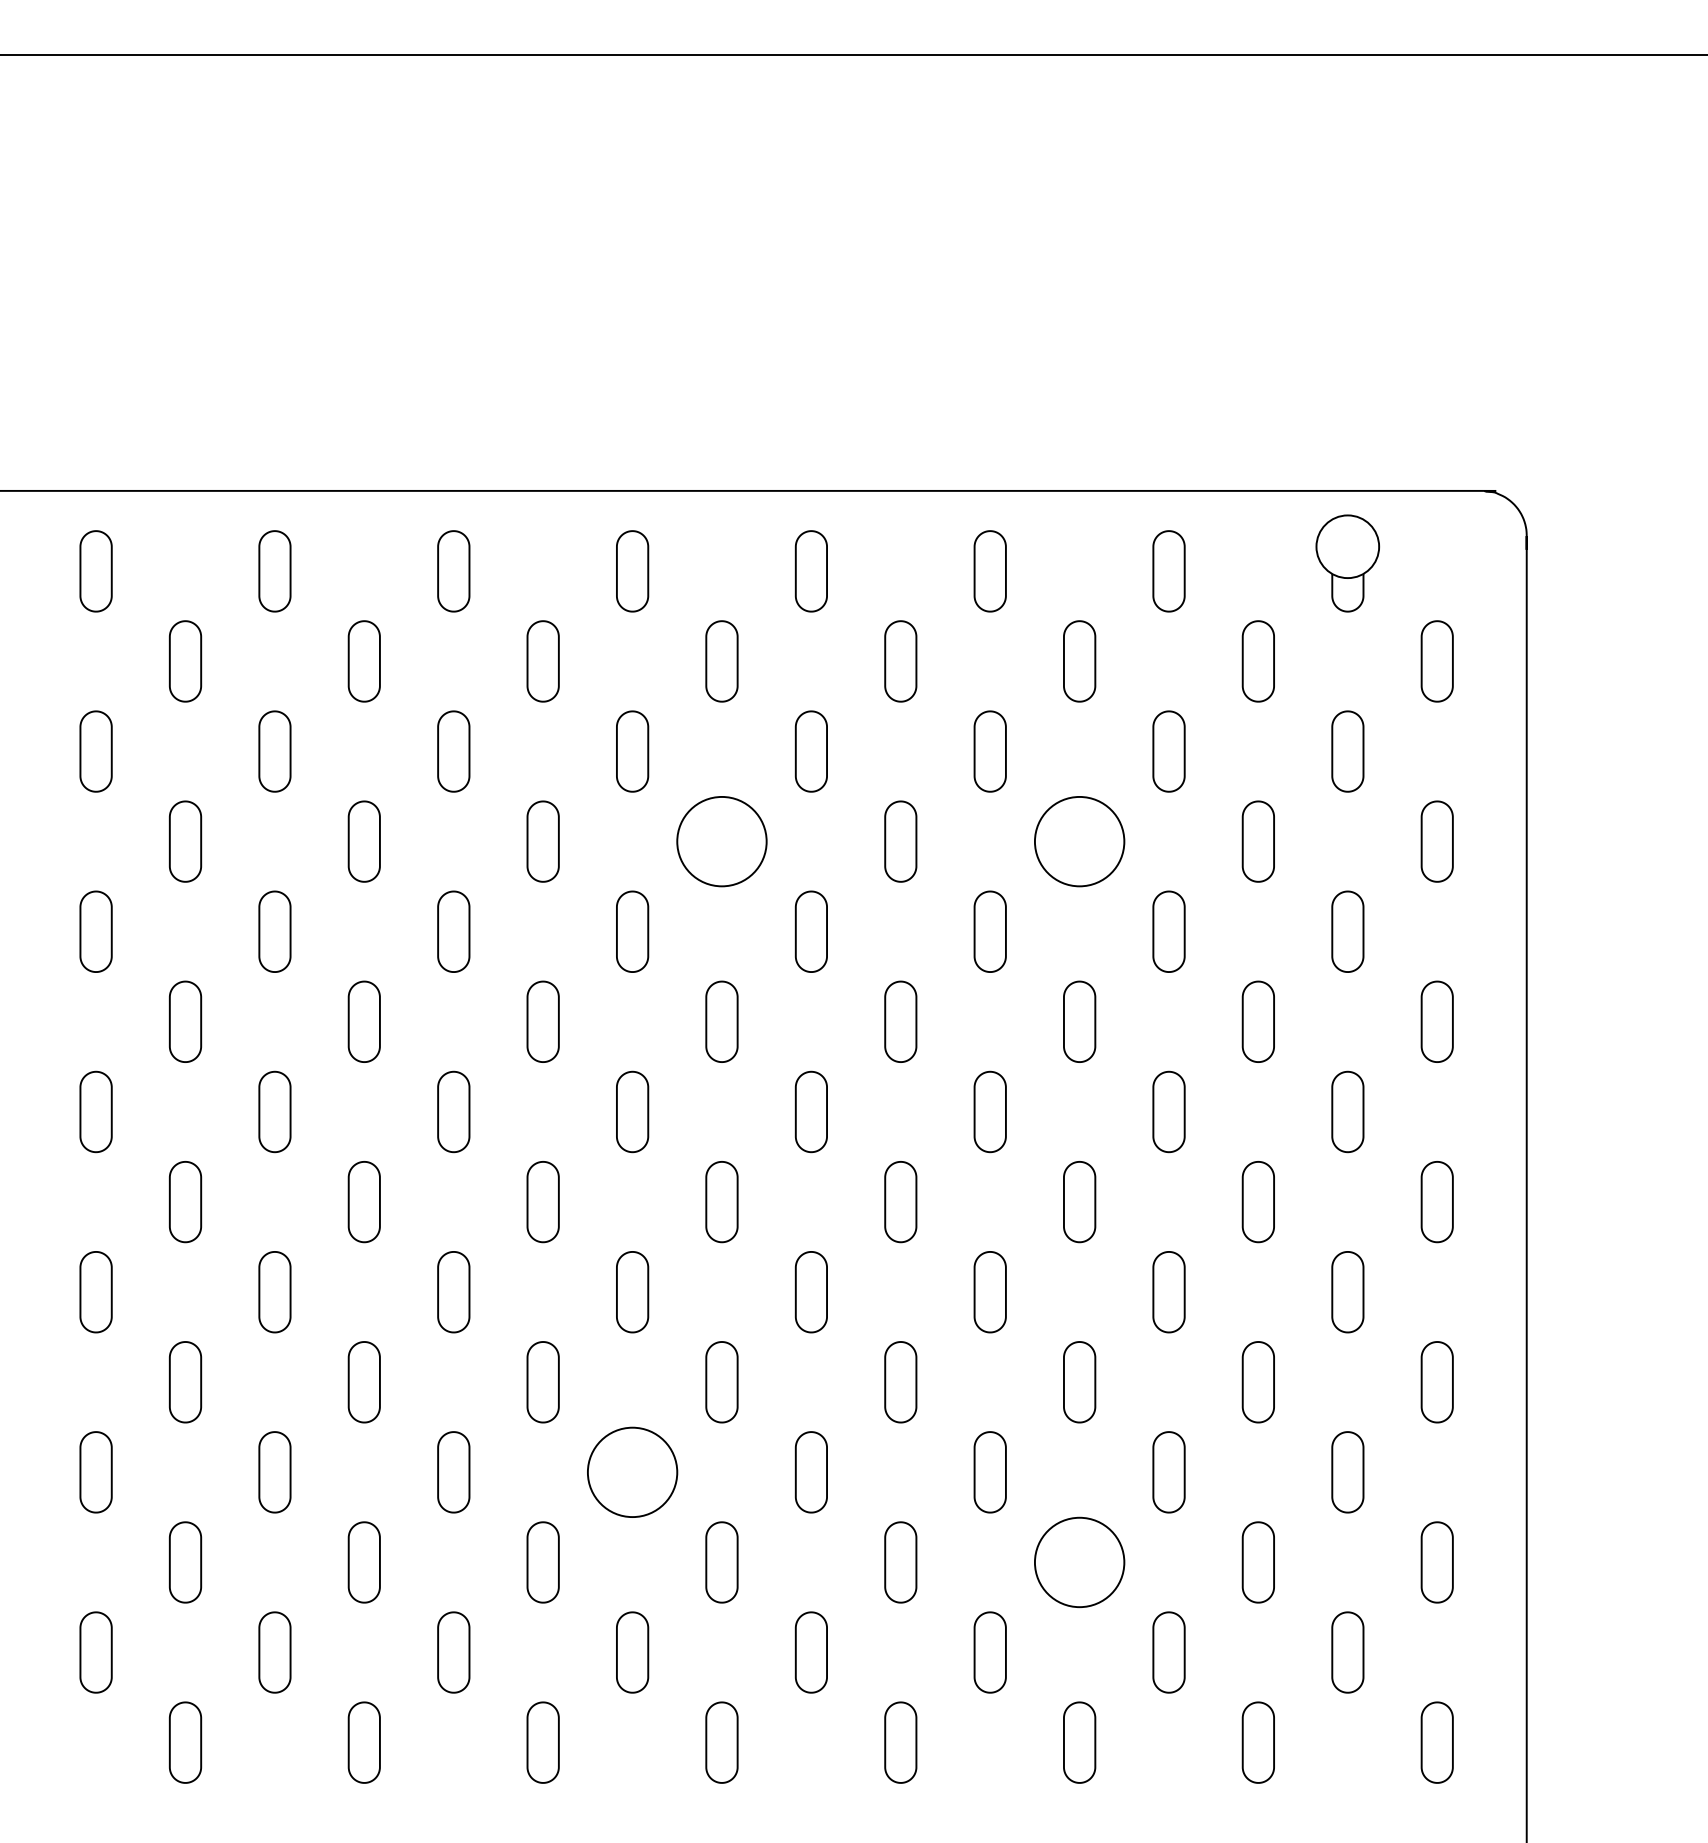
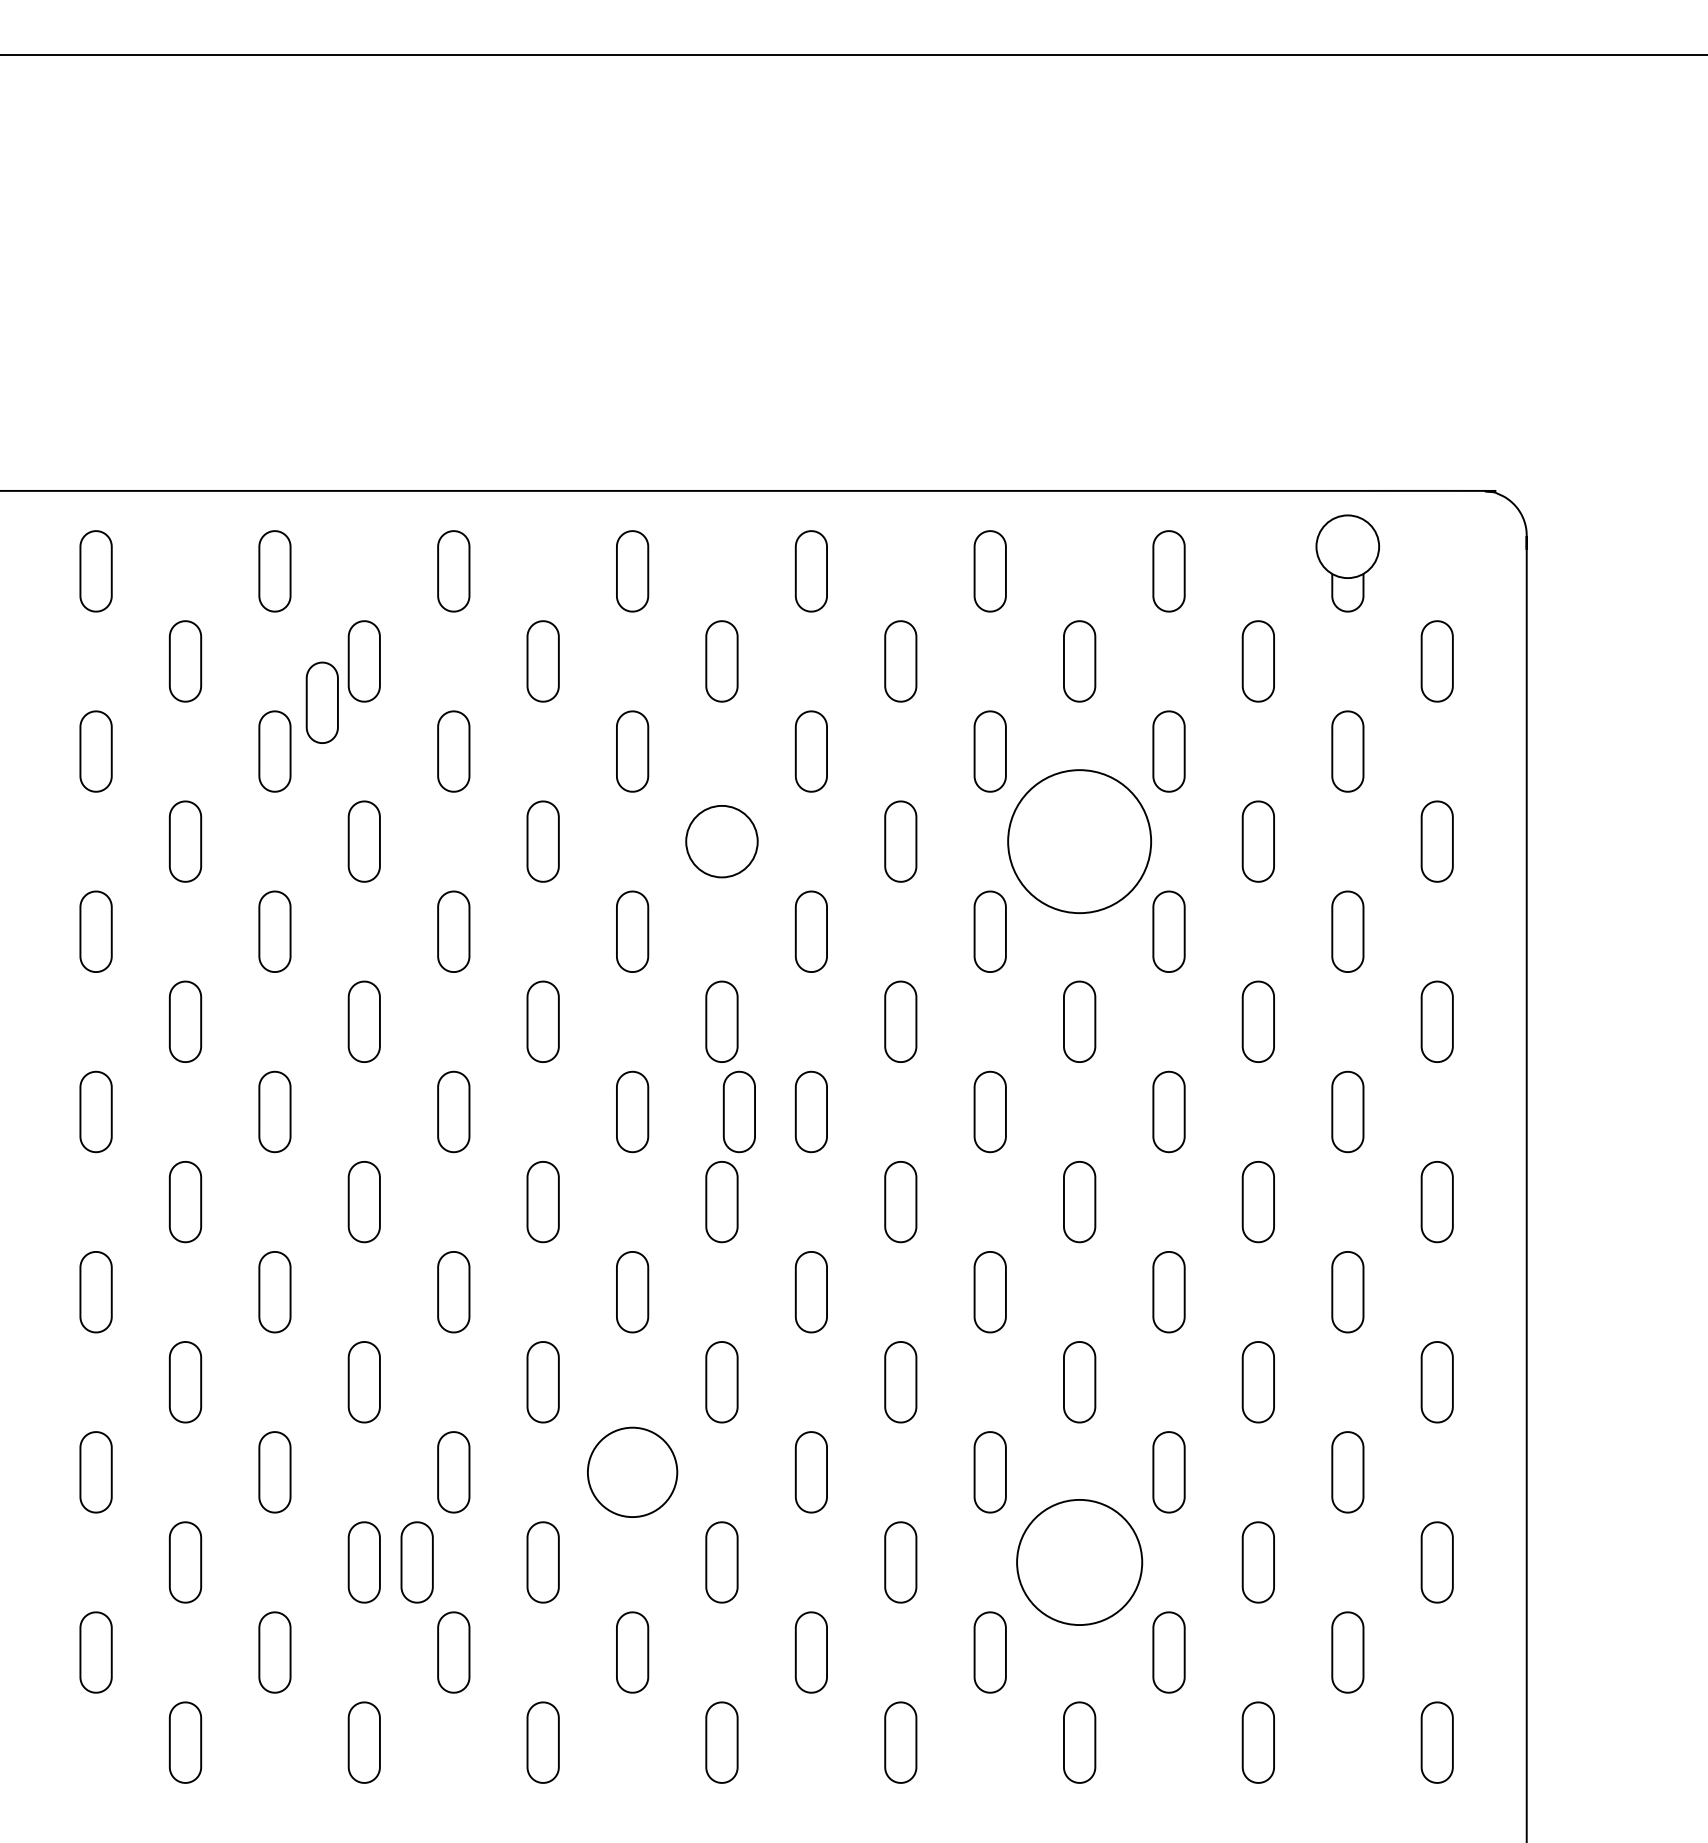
part: none -> present (321, 702)
circle diameter: 89 px -> 72 px (721, 841)
circle diameter: 89 px -> 143 px (1079, 841)
part: none -> present (738, 1111)
part: none -> present (416, 1562)
circle diameter: 89 px -> 125 px (1079, 1562)
